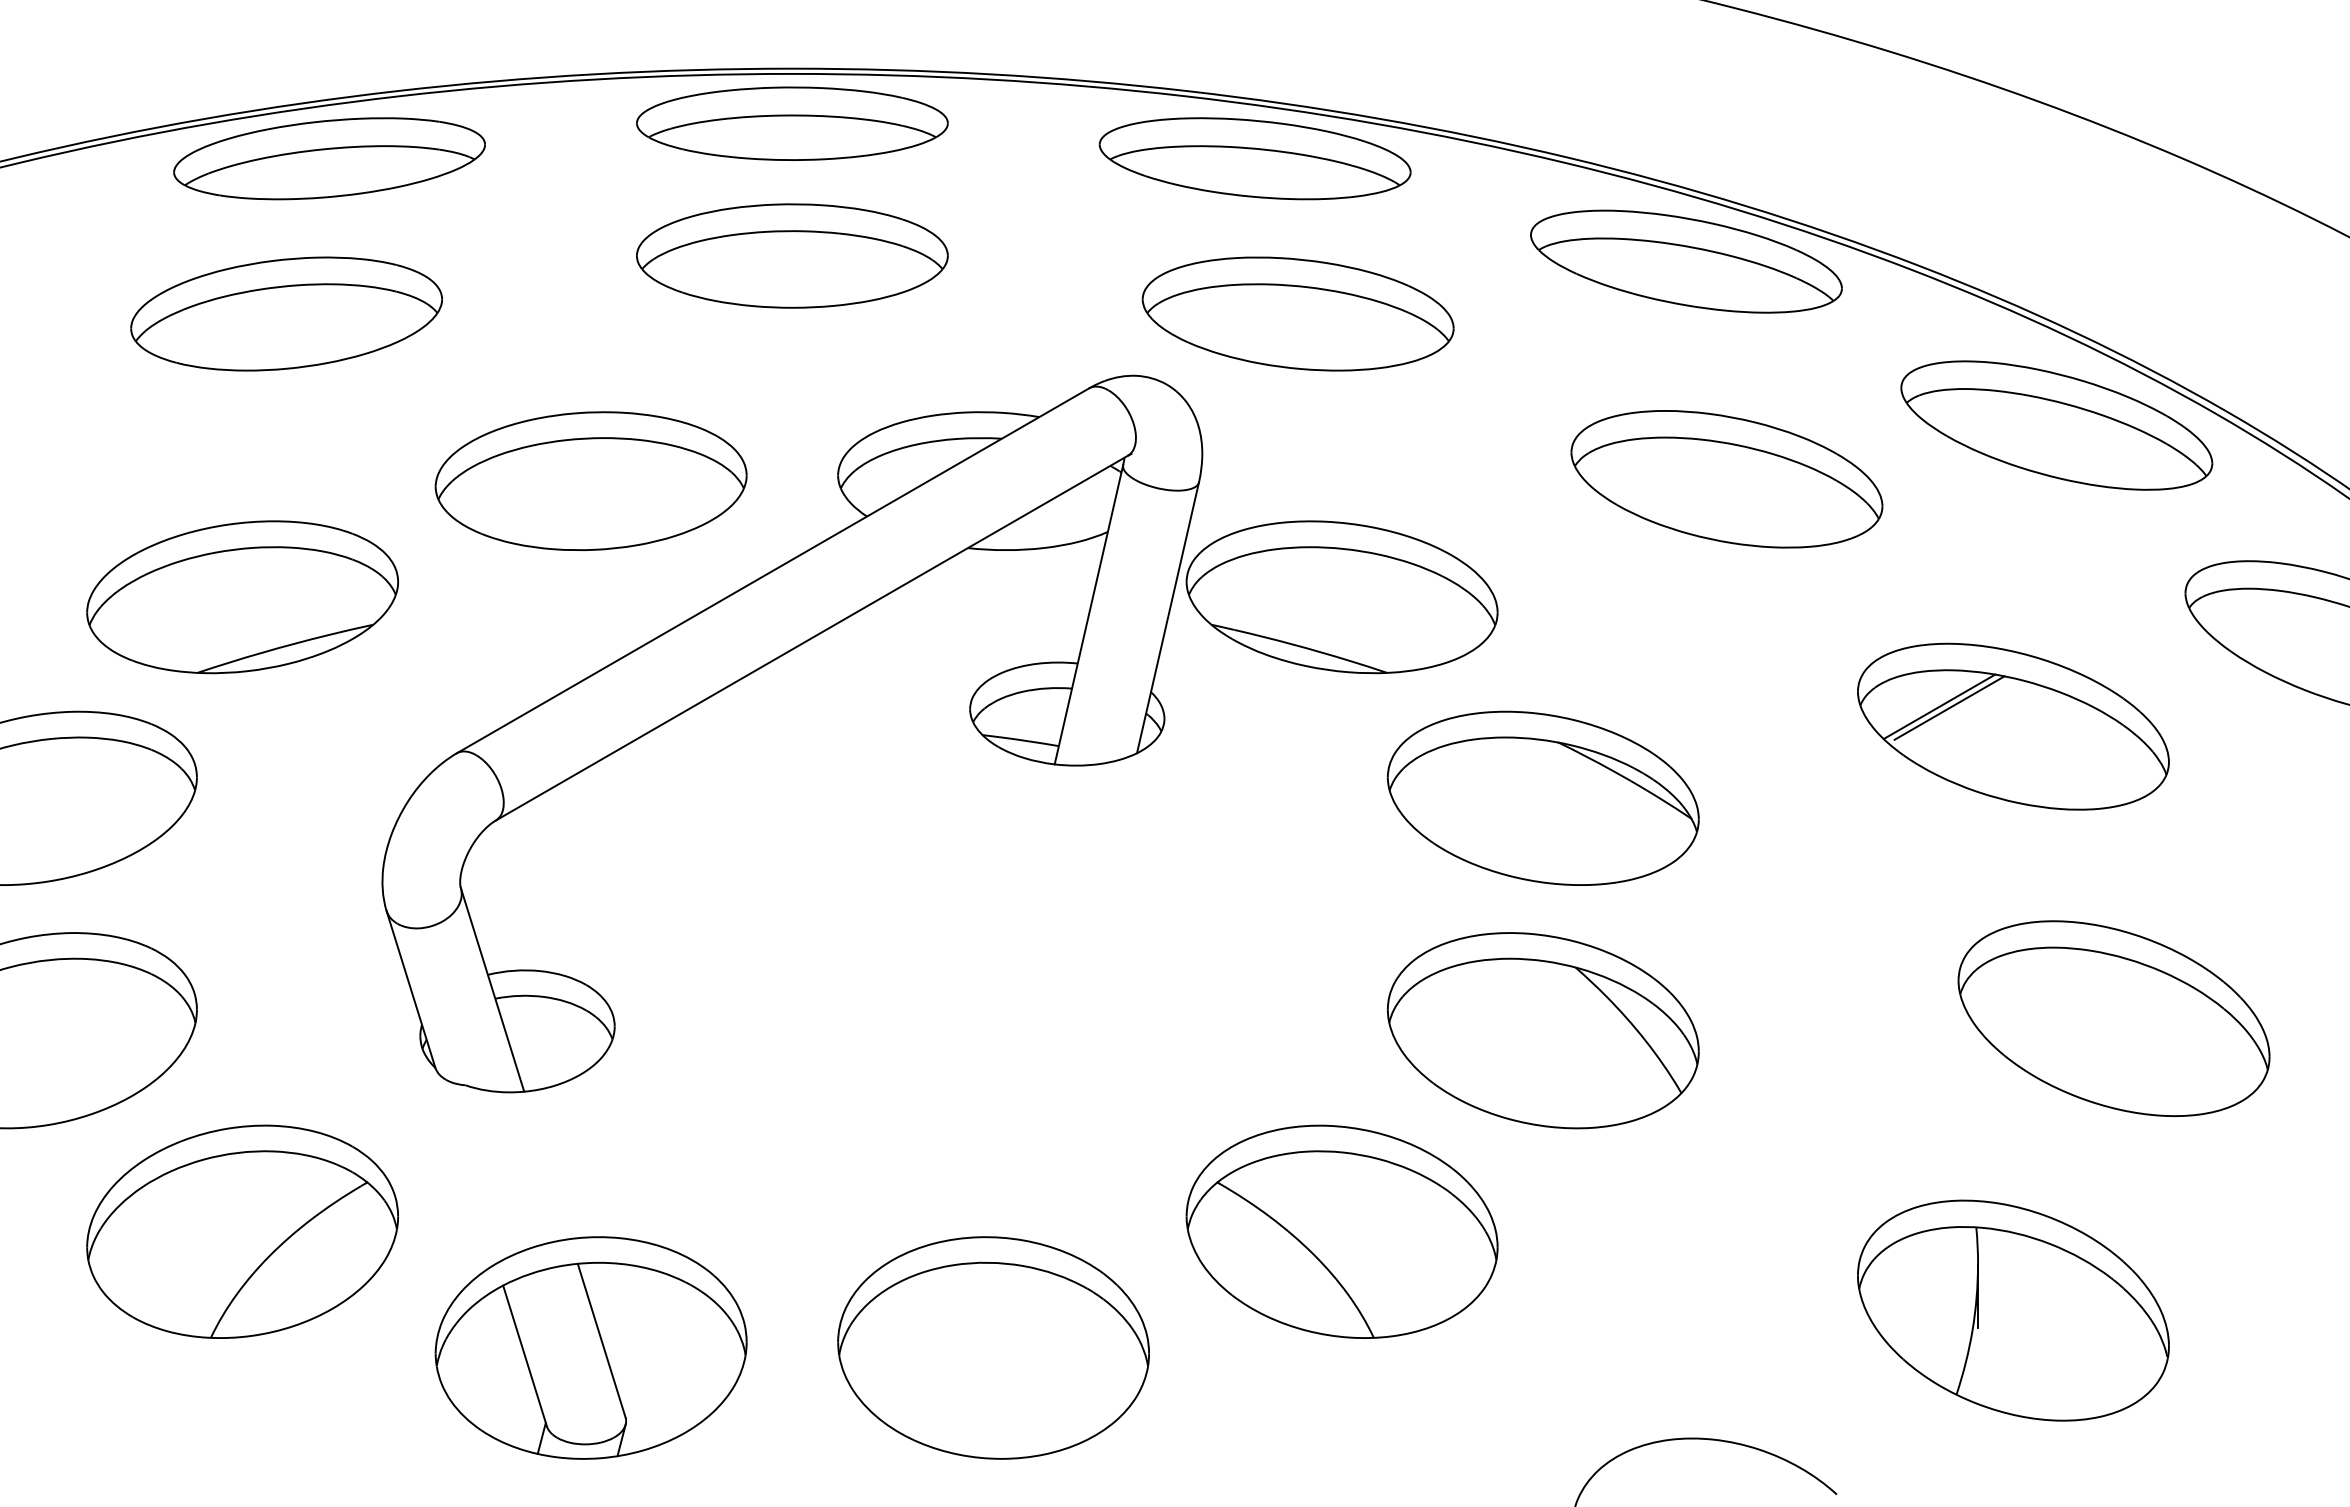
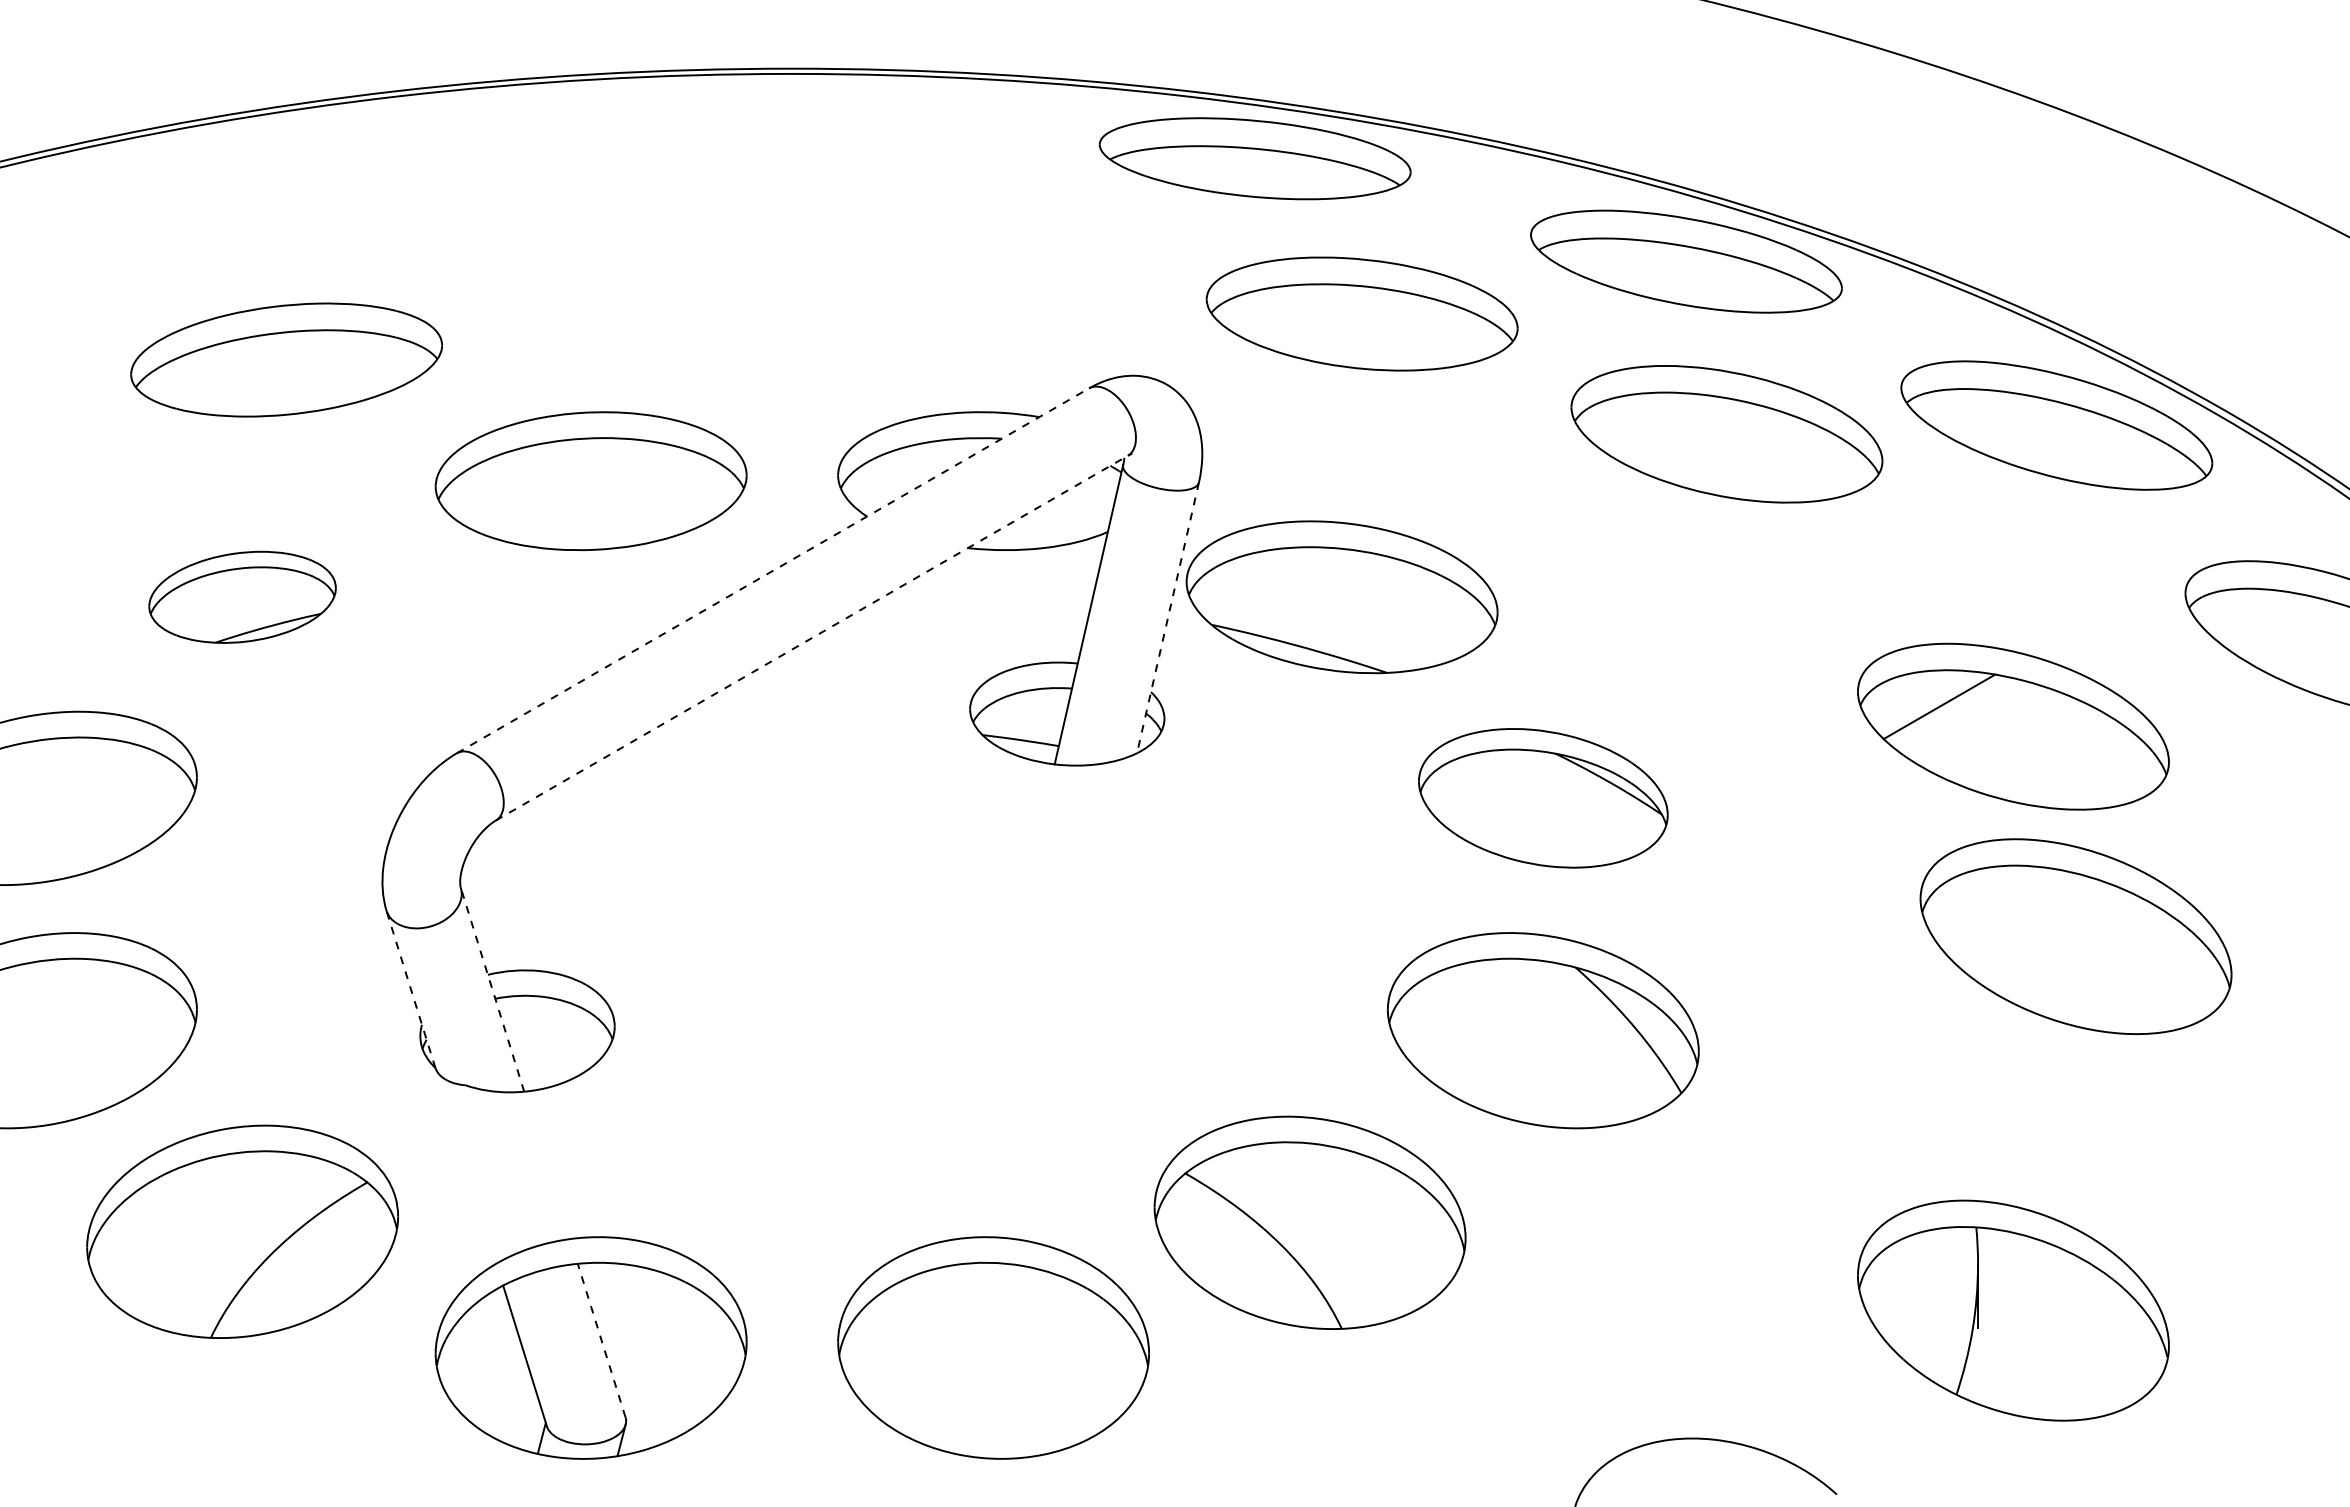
part: present -> none (792, 123)
part: present -> none (329, 158)
part: present -> none (792, 255)
part position: (286, 313) -> (286, 359) (286, 359)
part position: (1297, 313) -> (1361, 313) (1361, 313)
part position: (1726, 479) -> (1726, 434) (1726, 434)
line: solid -> dashed (772, 570)
part size: 313x155 px -> 189x94 px (242, 596)
line: solid -> dashed (1168, 617)
line: solid -> dashed (811, 638)
line: present -> none (1949, 707)
part size: 313x176 px -> 251x141 px (1543, 798)
line: solid -> dashed (410, 988)
line: solid -> dashed (492, 989)
part position: (2113, 1018) -> (2075, 936) (2075, 936)
part position: (1341, 1231) -> (1309, 1222) (1309, 1222)
line: solid -> dashed (601, 1340)
